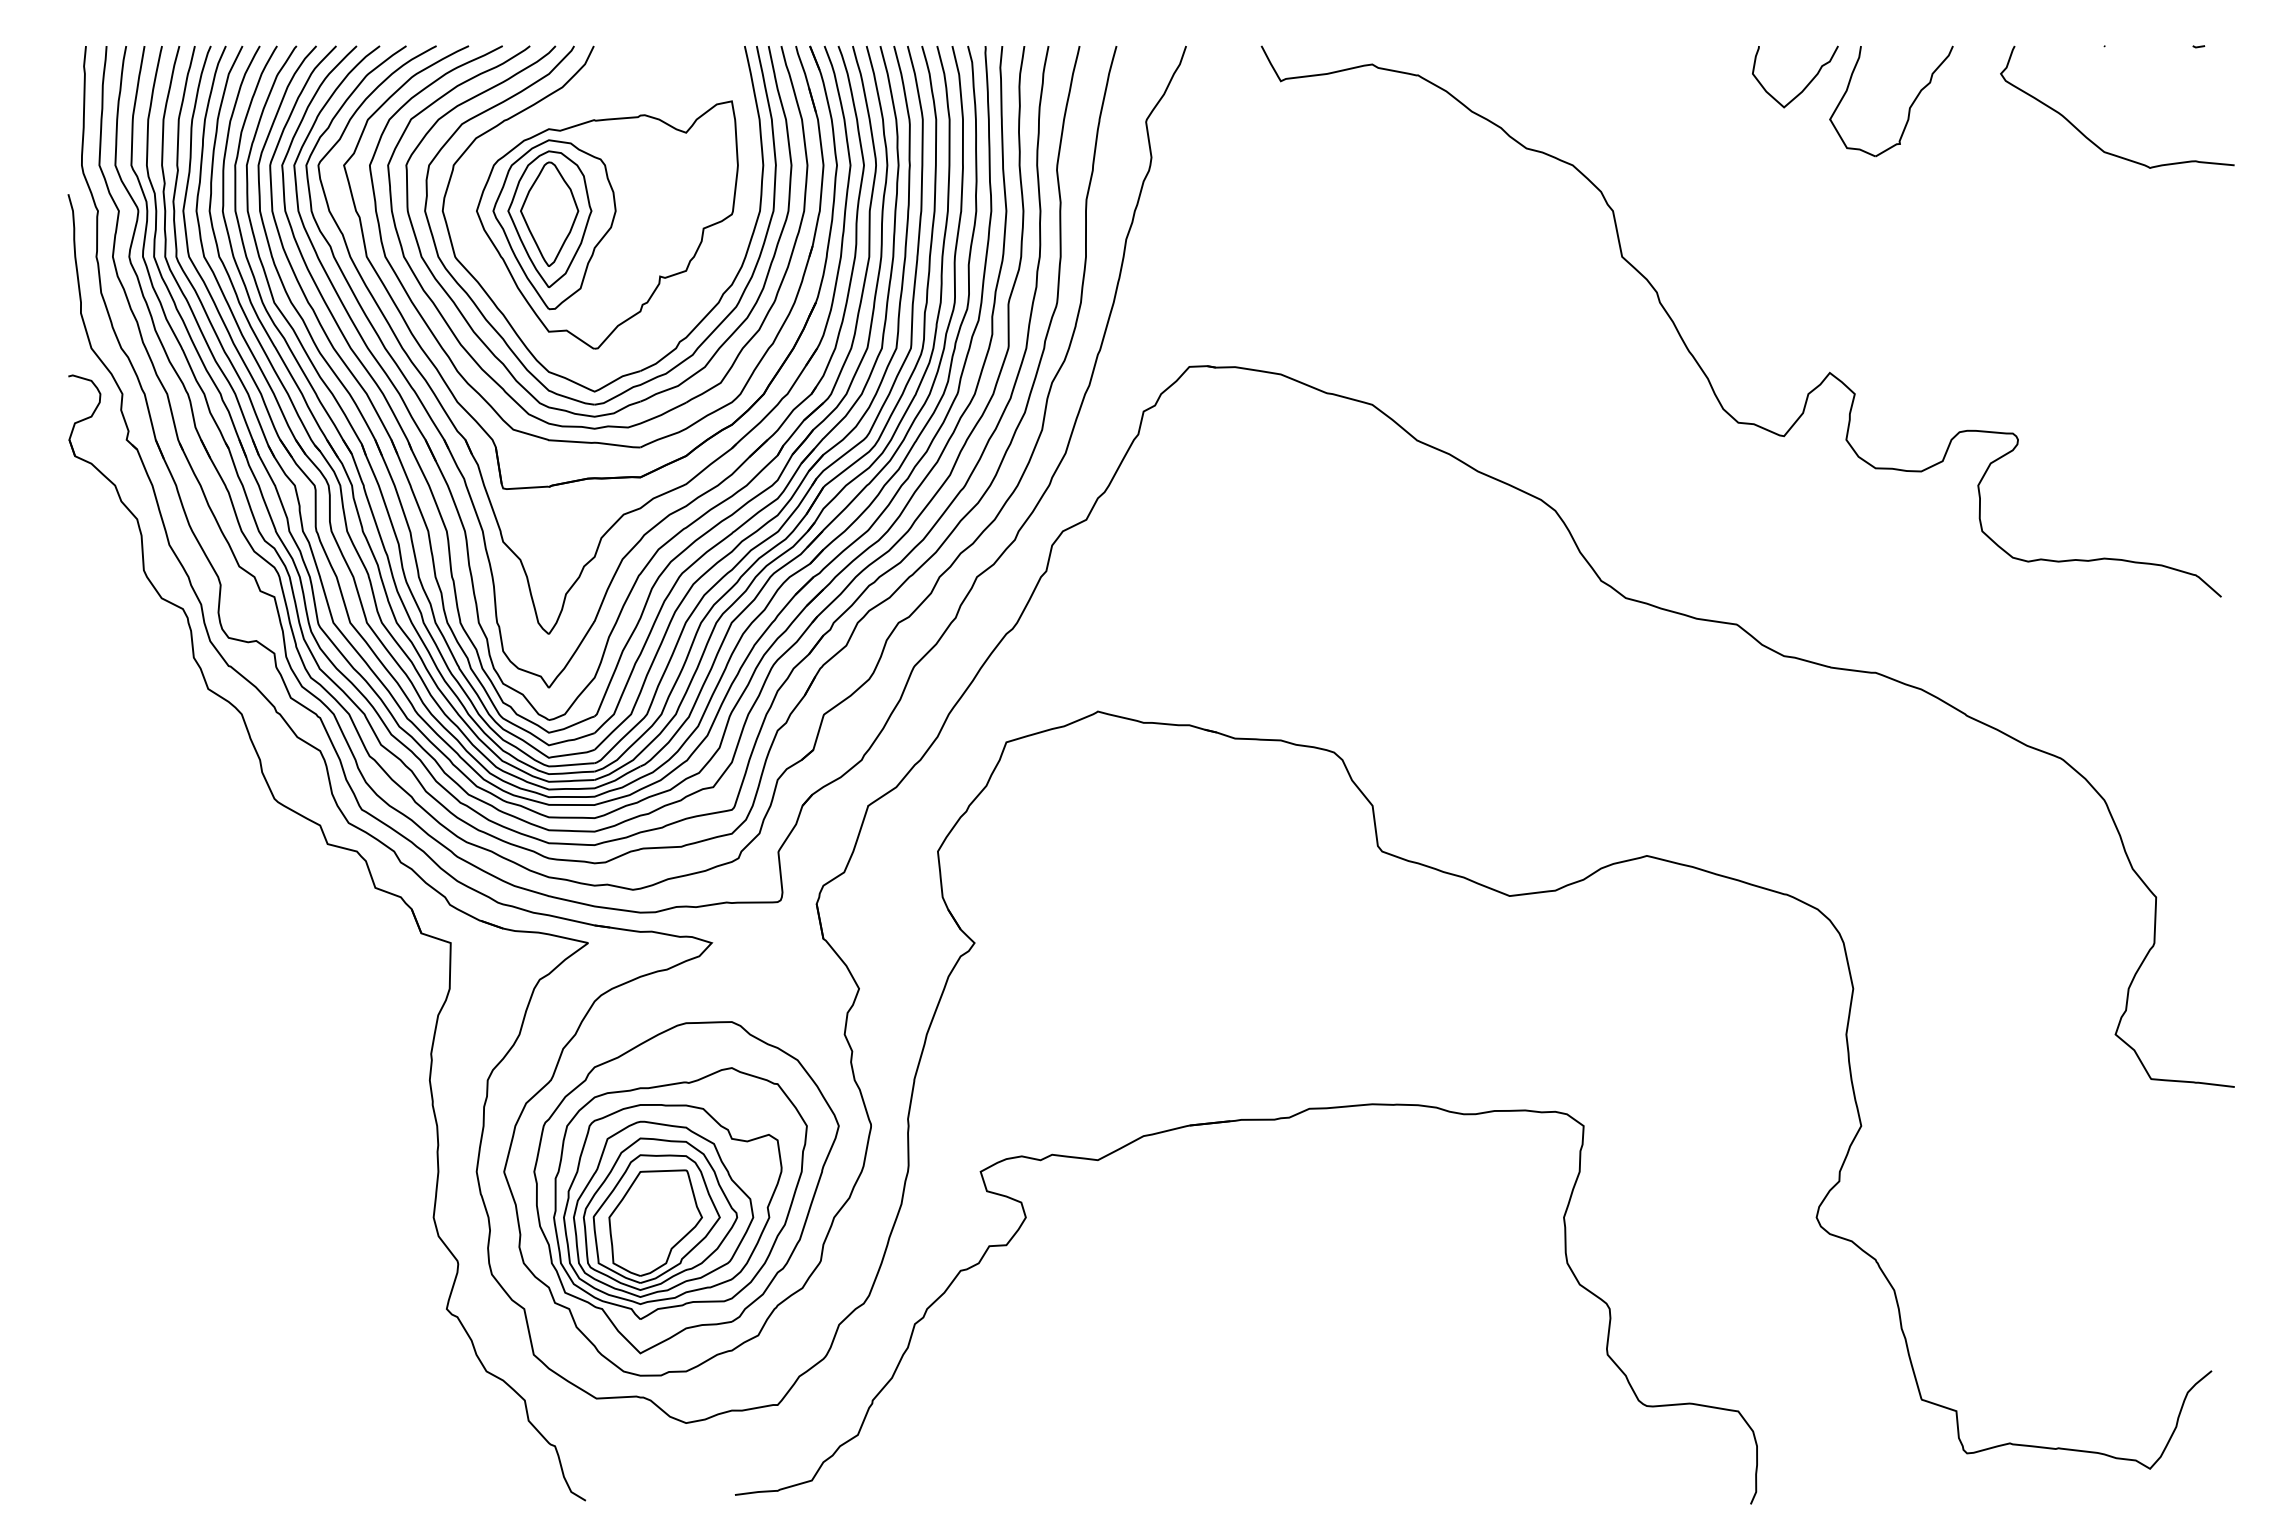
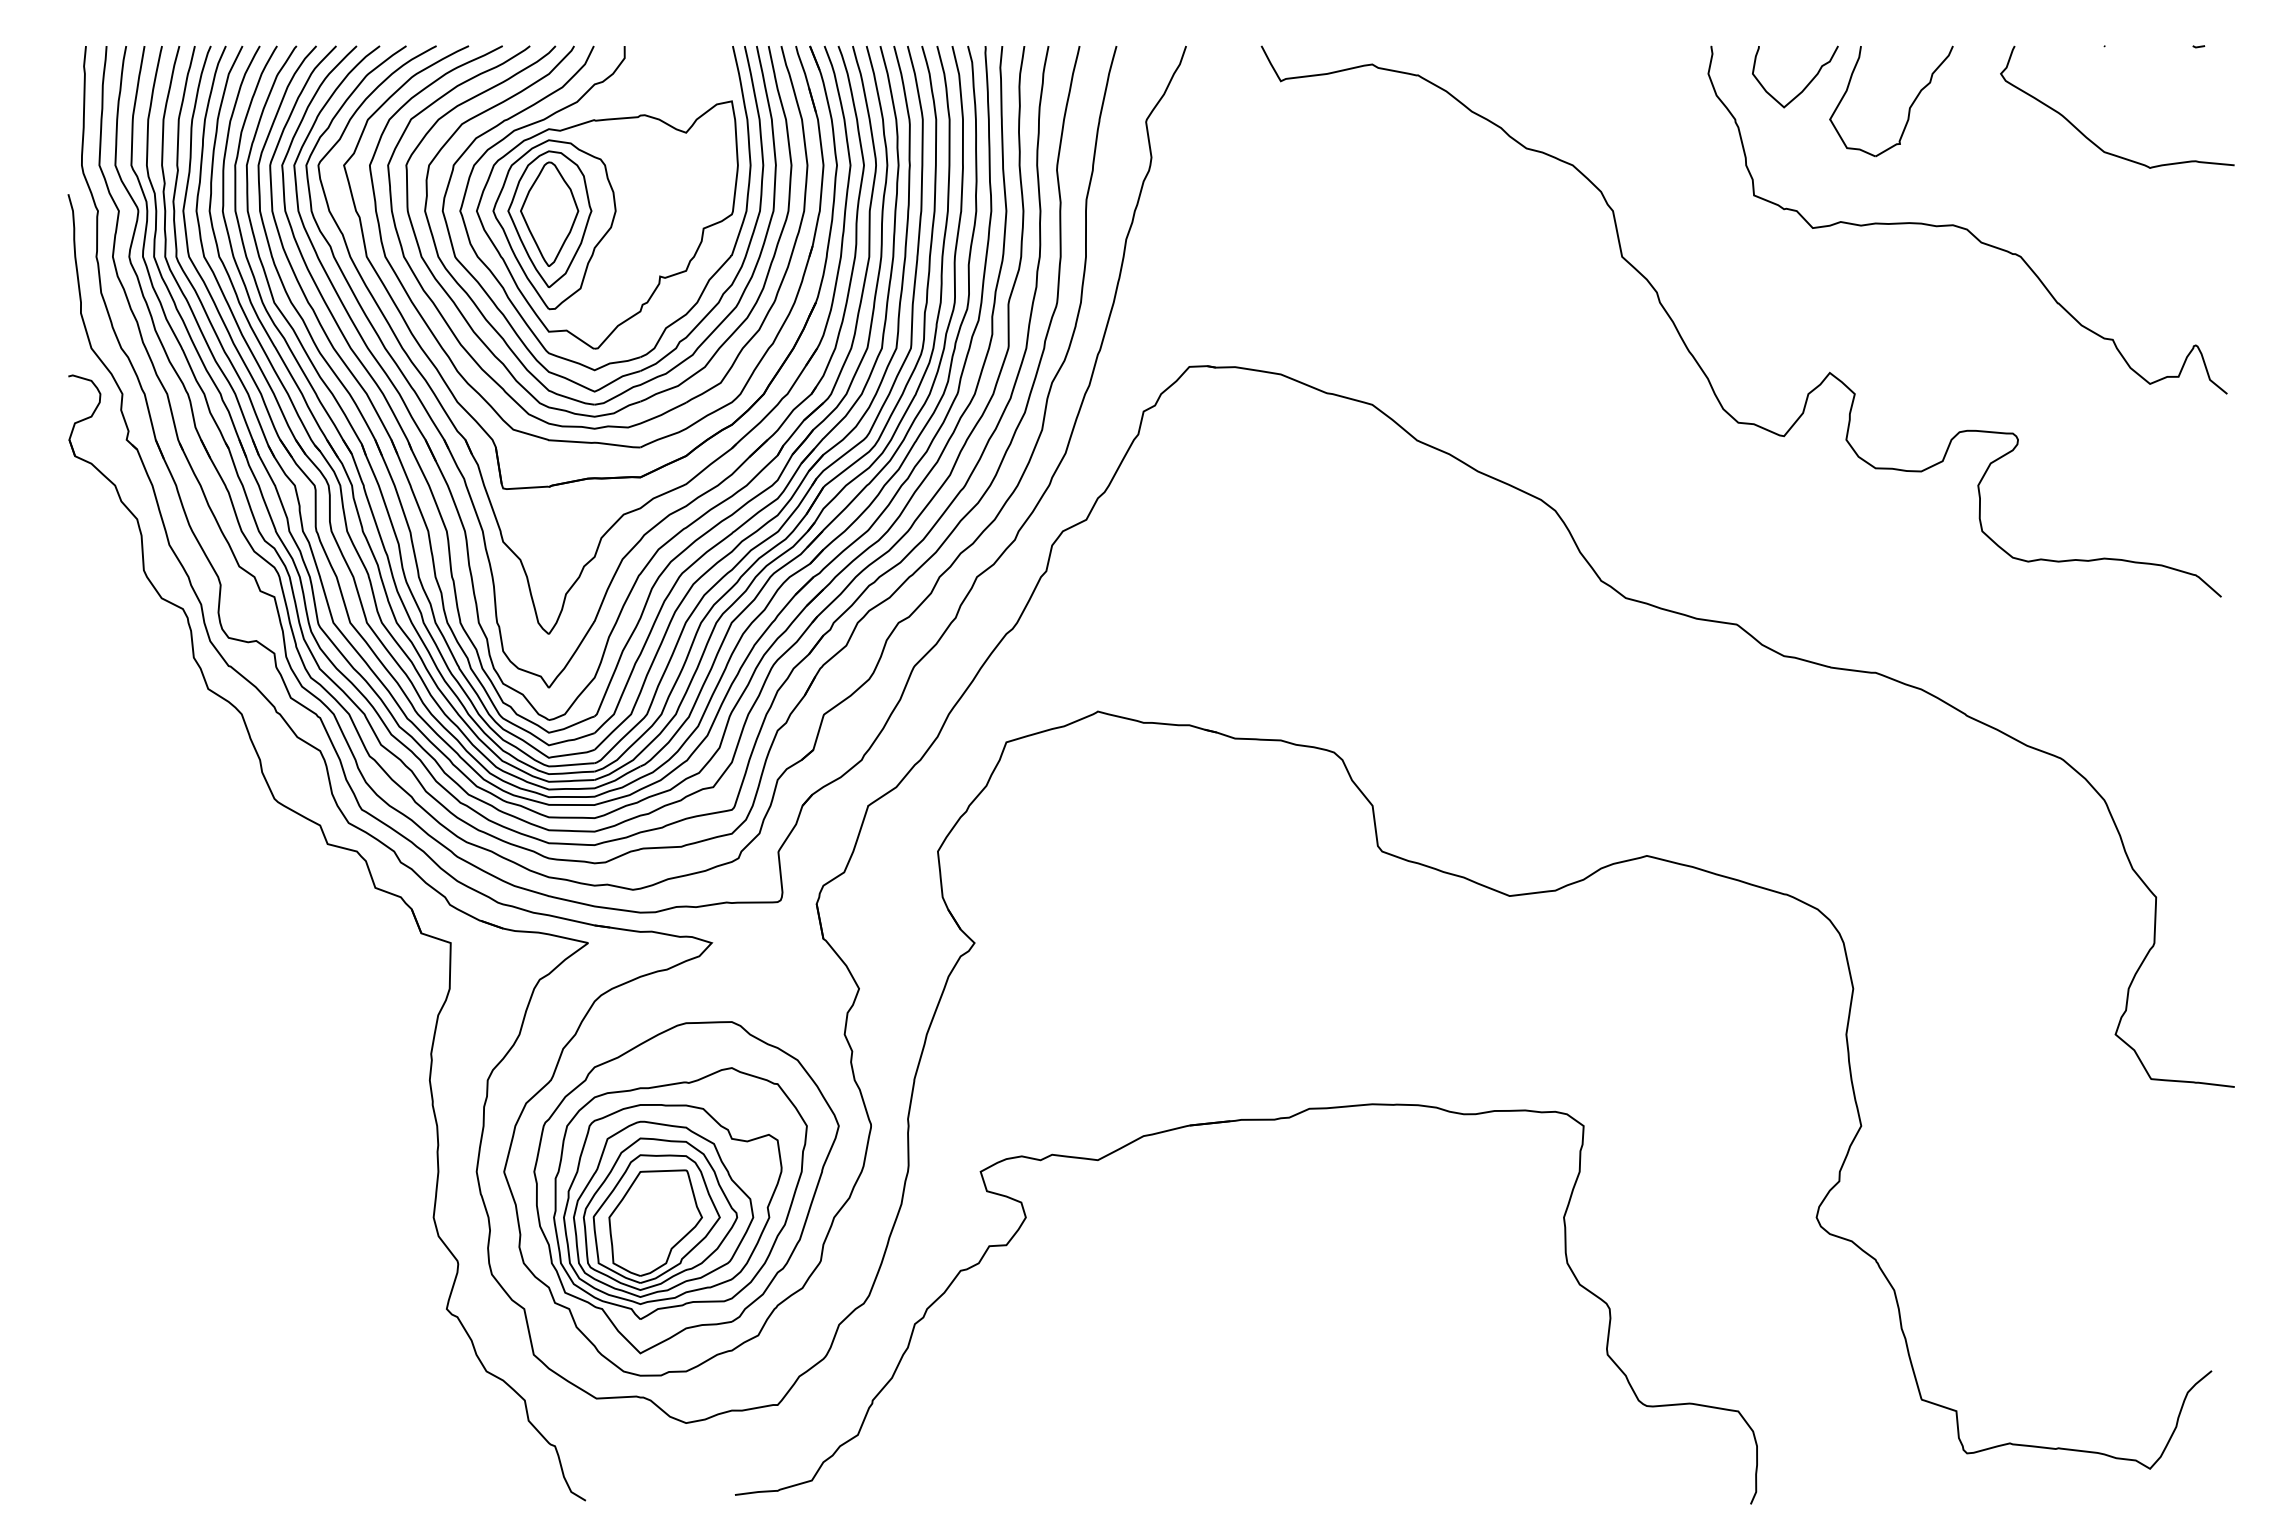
part: none -> present (548, 118)
curve: none -> present (1964, 227)
